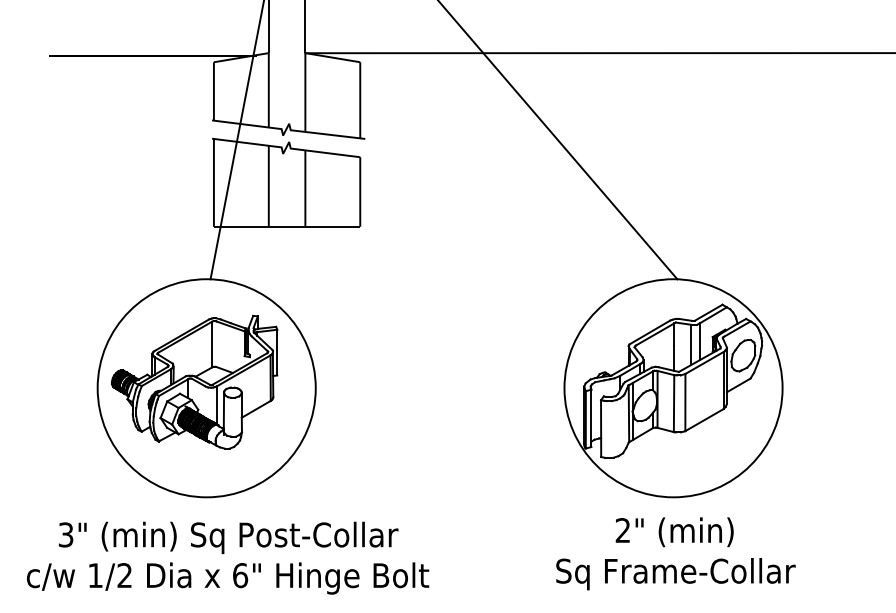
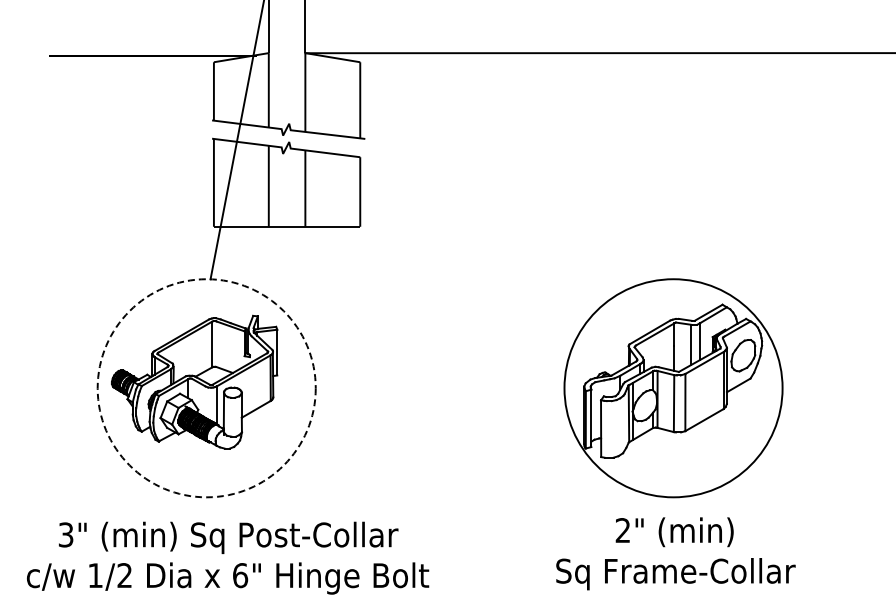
line: present -> none (558, 140)
circle: solid -> dashed (206, 388)
